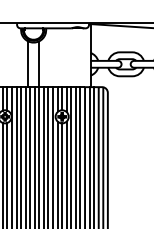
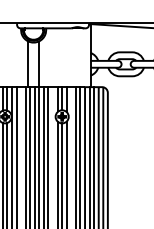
line: present -> none (21, 156)
line: present -> none (53, 156)
line: present -> none (71, 156)
